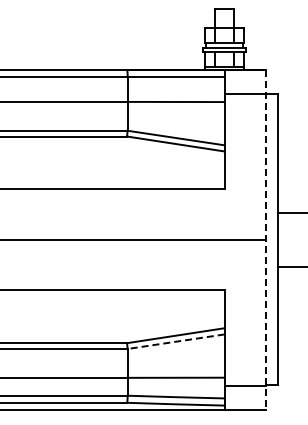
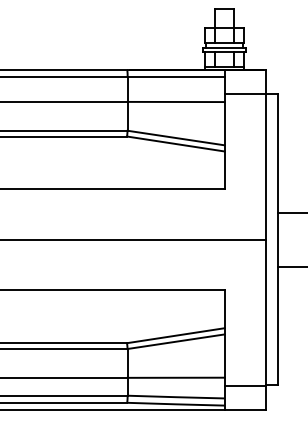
line: dashed -> solid (265, 239)
line: dashed -> solid (175, 341)
